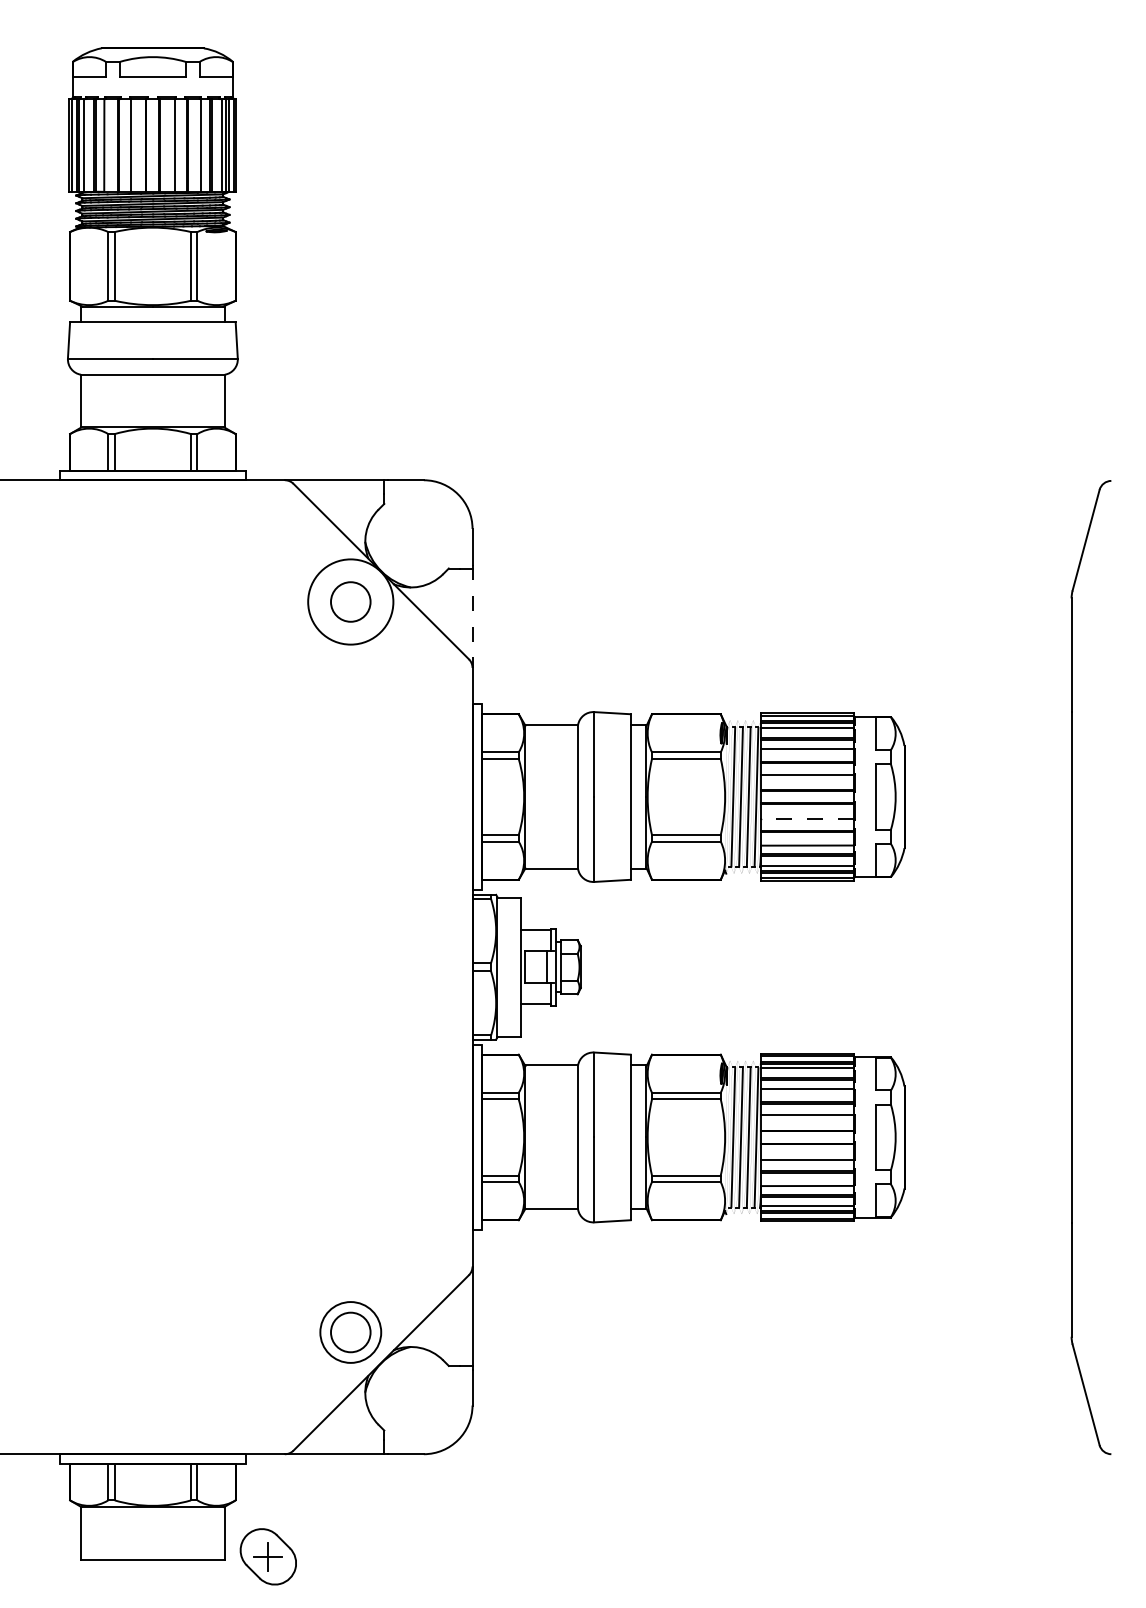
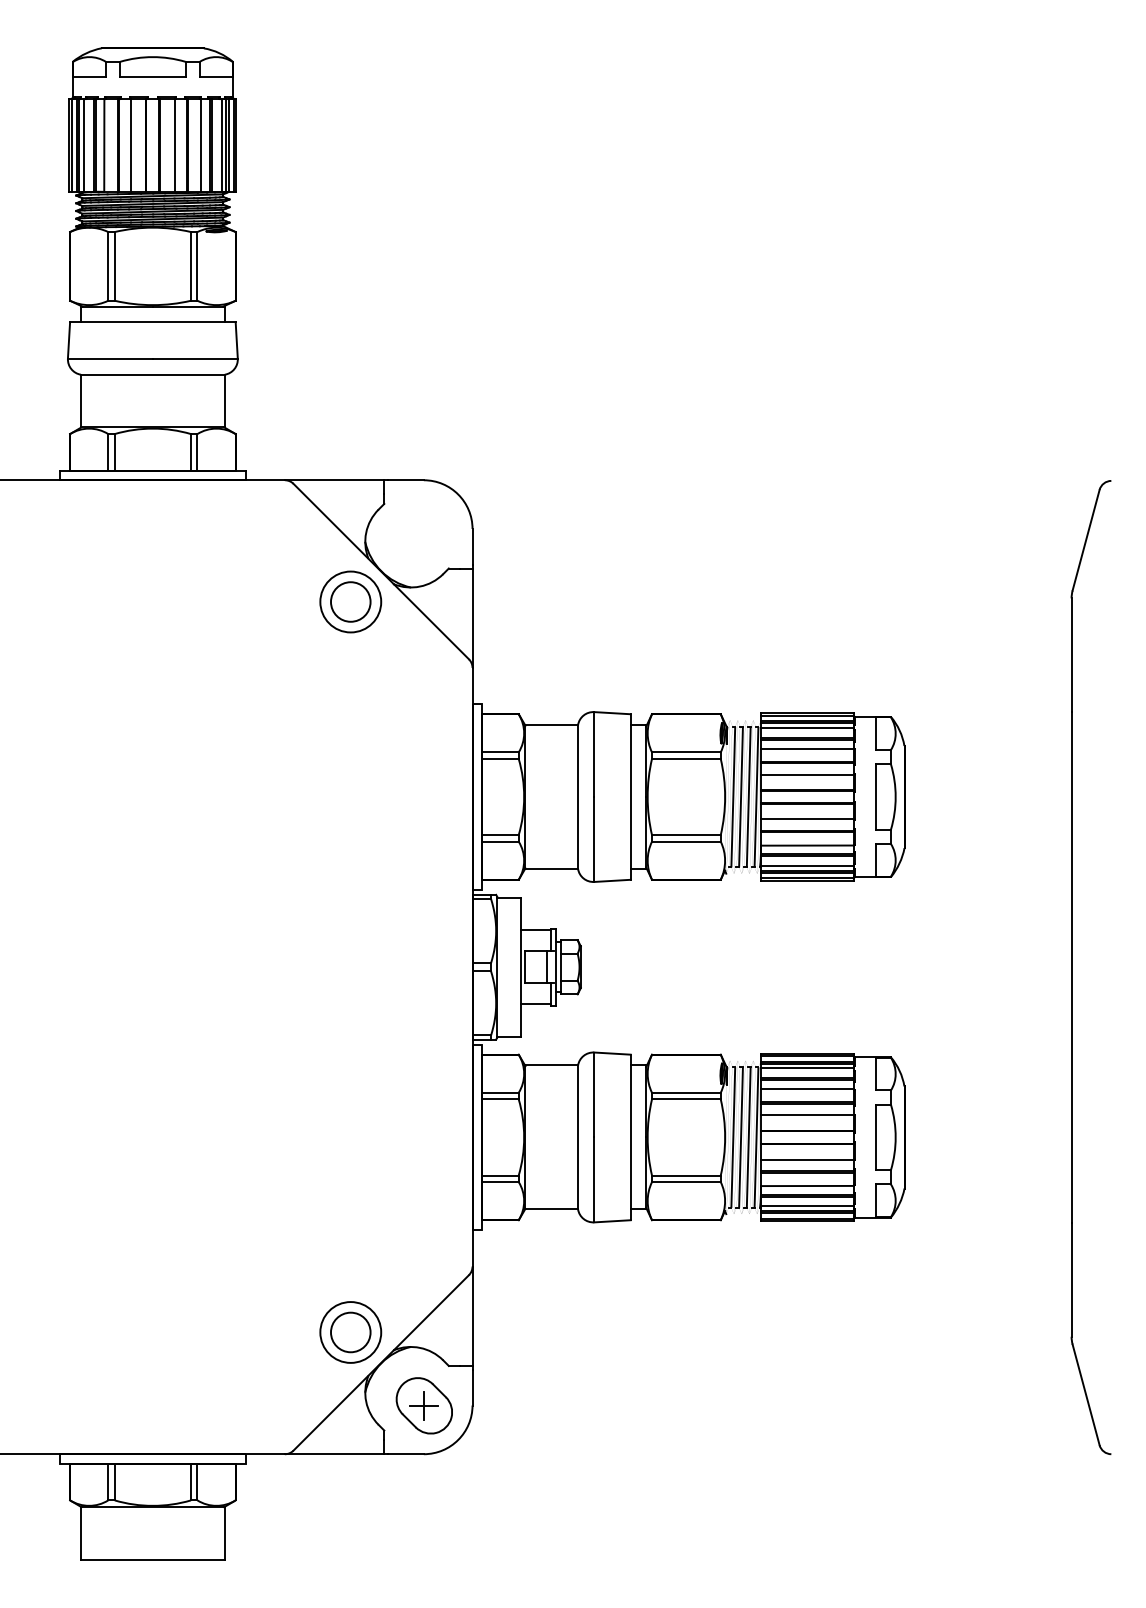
circle diameter: 85 px -> 61 px (350, 601)
line: dashed -> solid (472, 616)
line: dashed -> solid (806, 819)
part position: (267, 1556) -> (423, 1405) (423, 1405)
